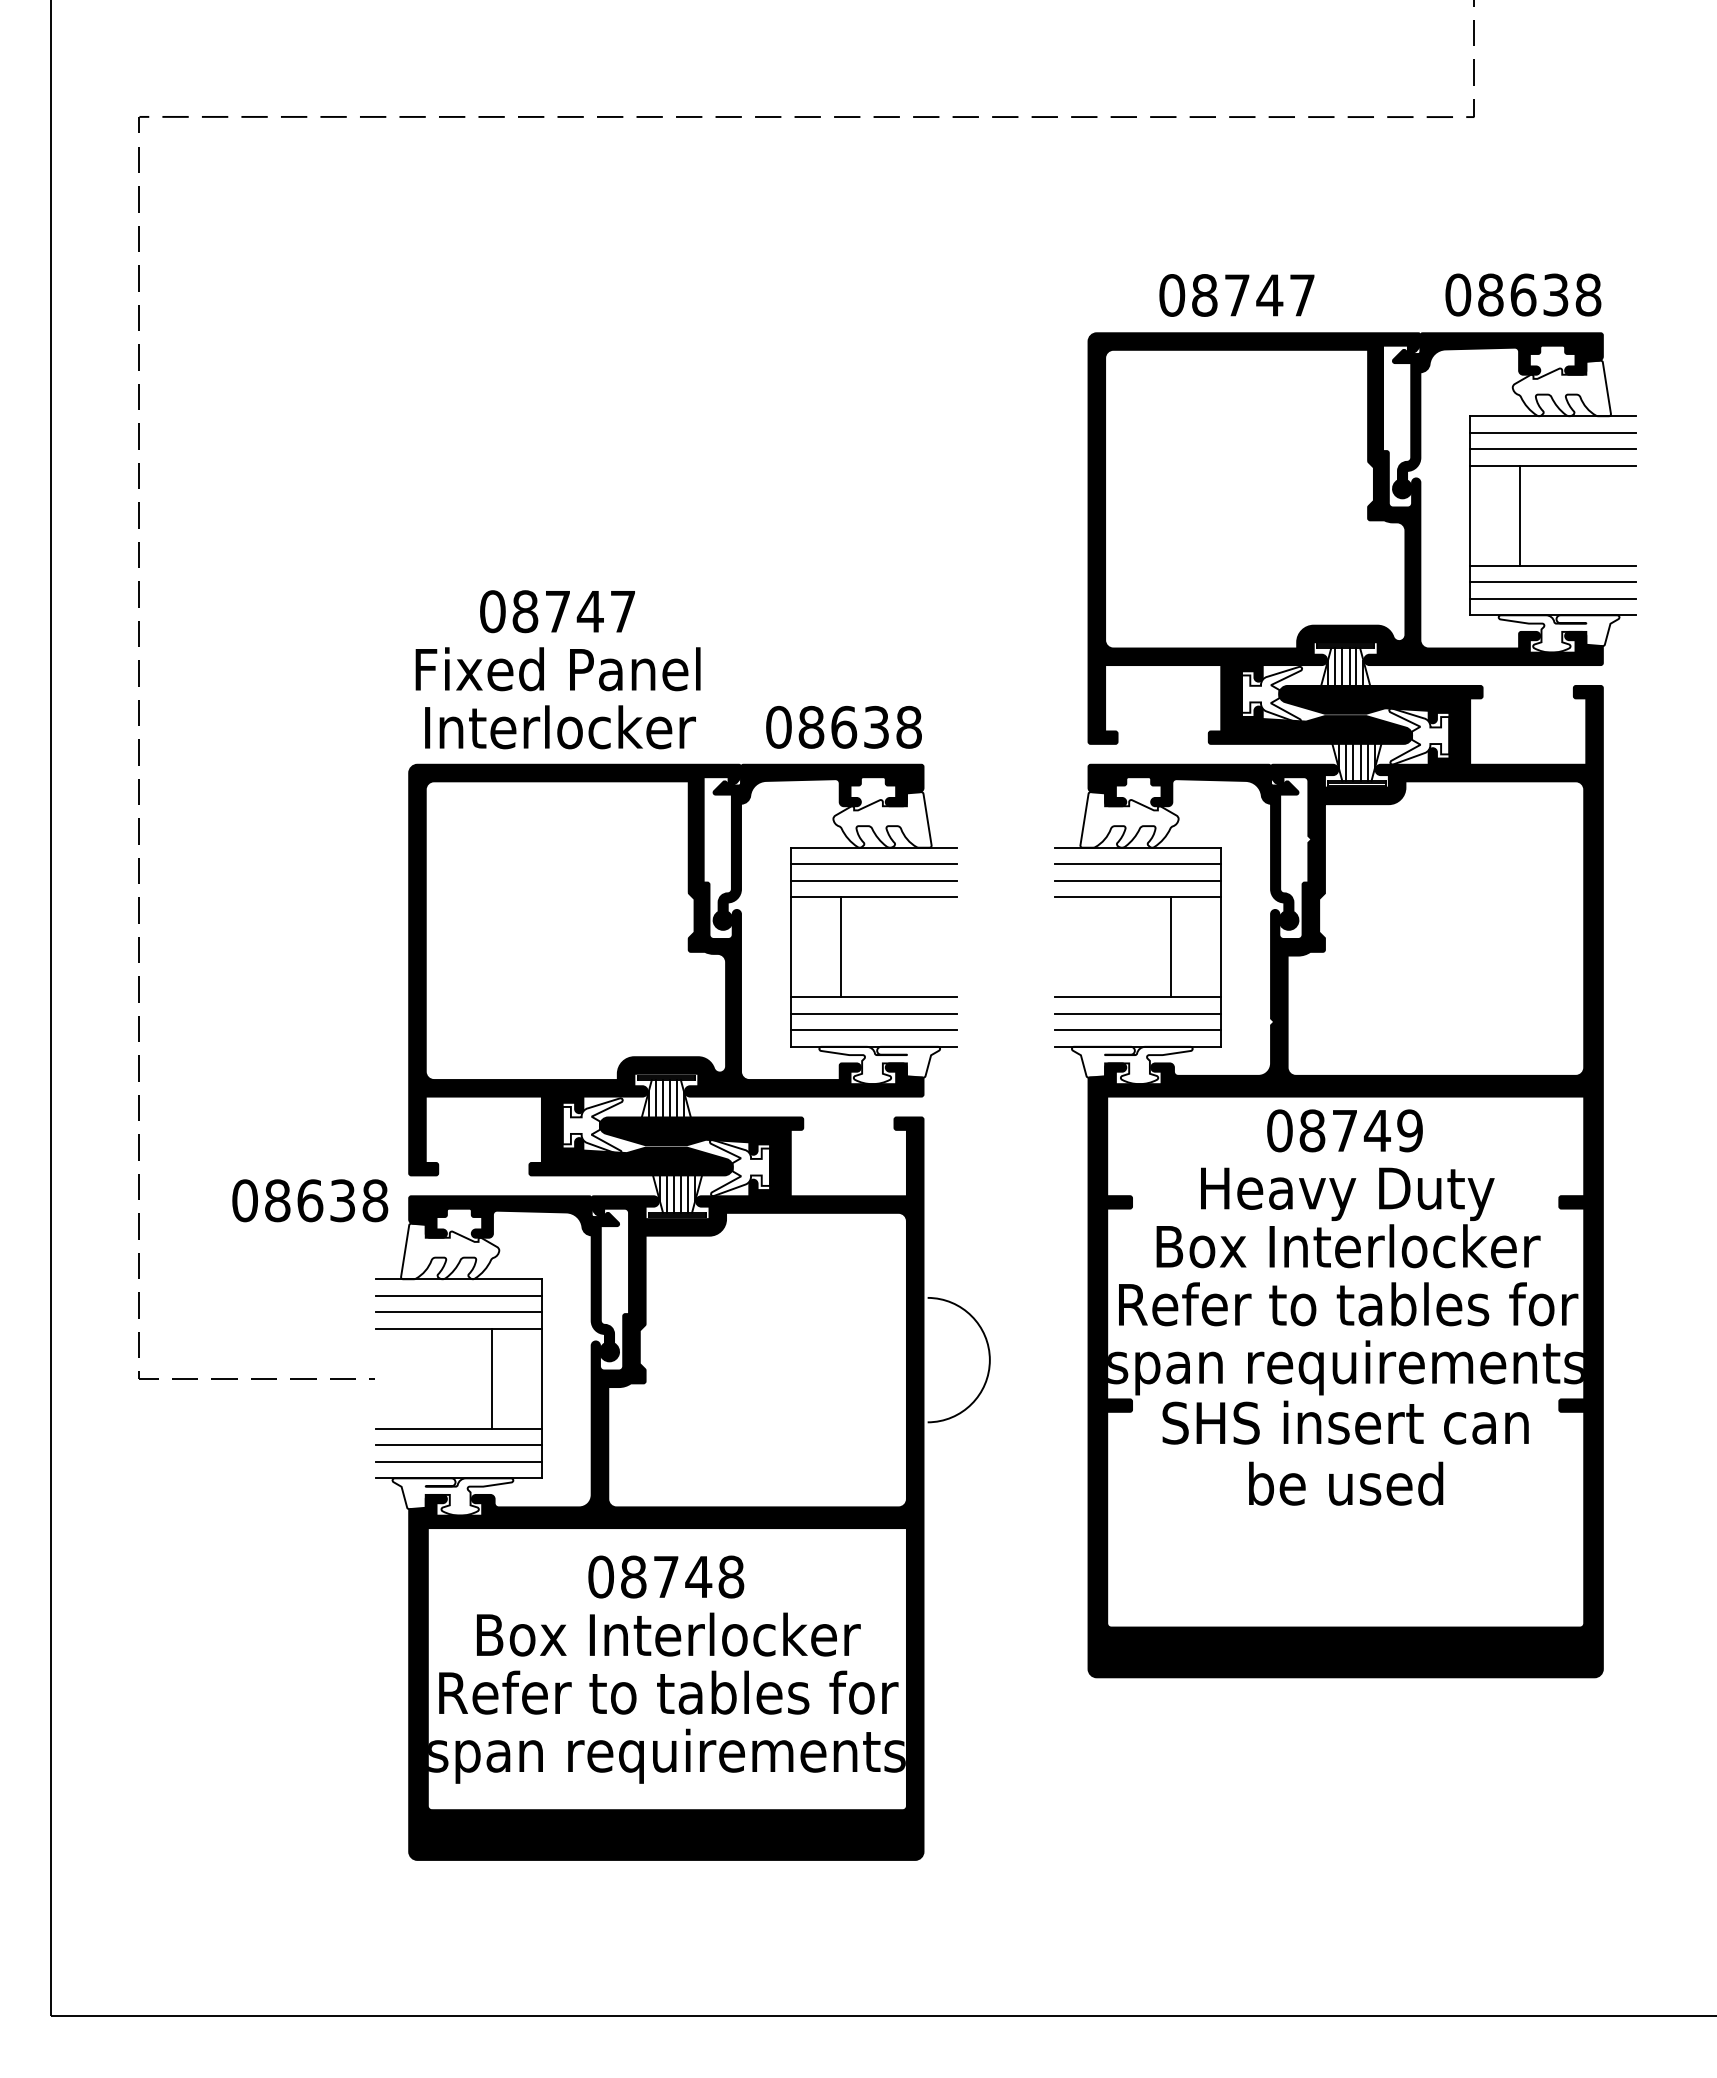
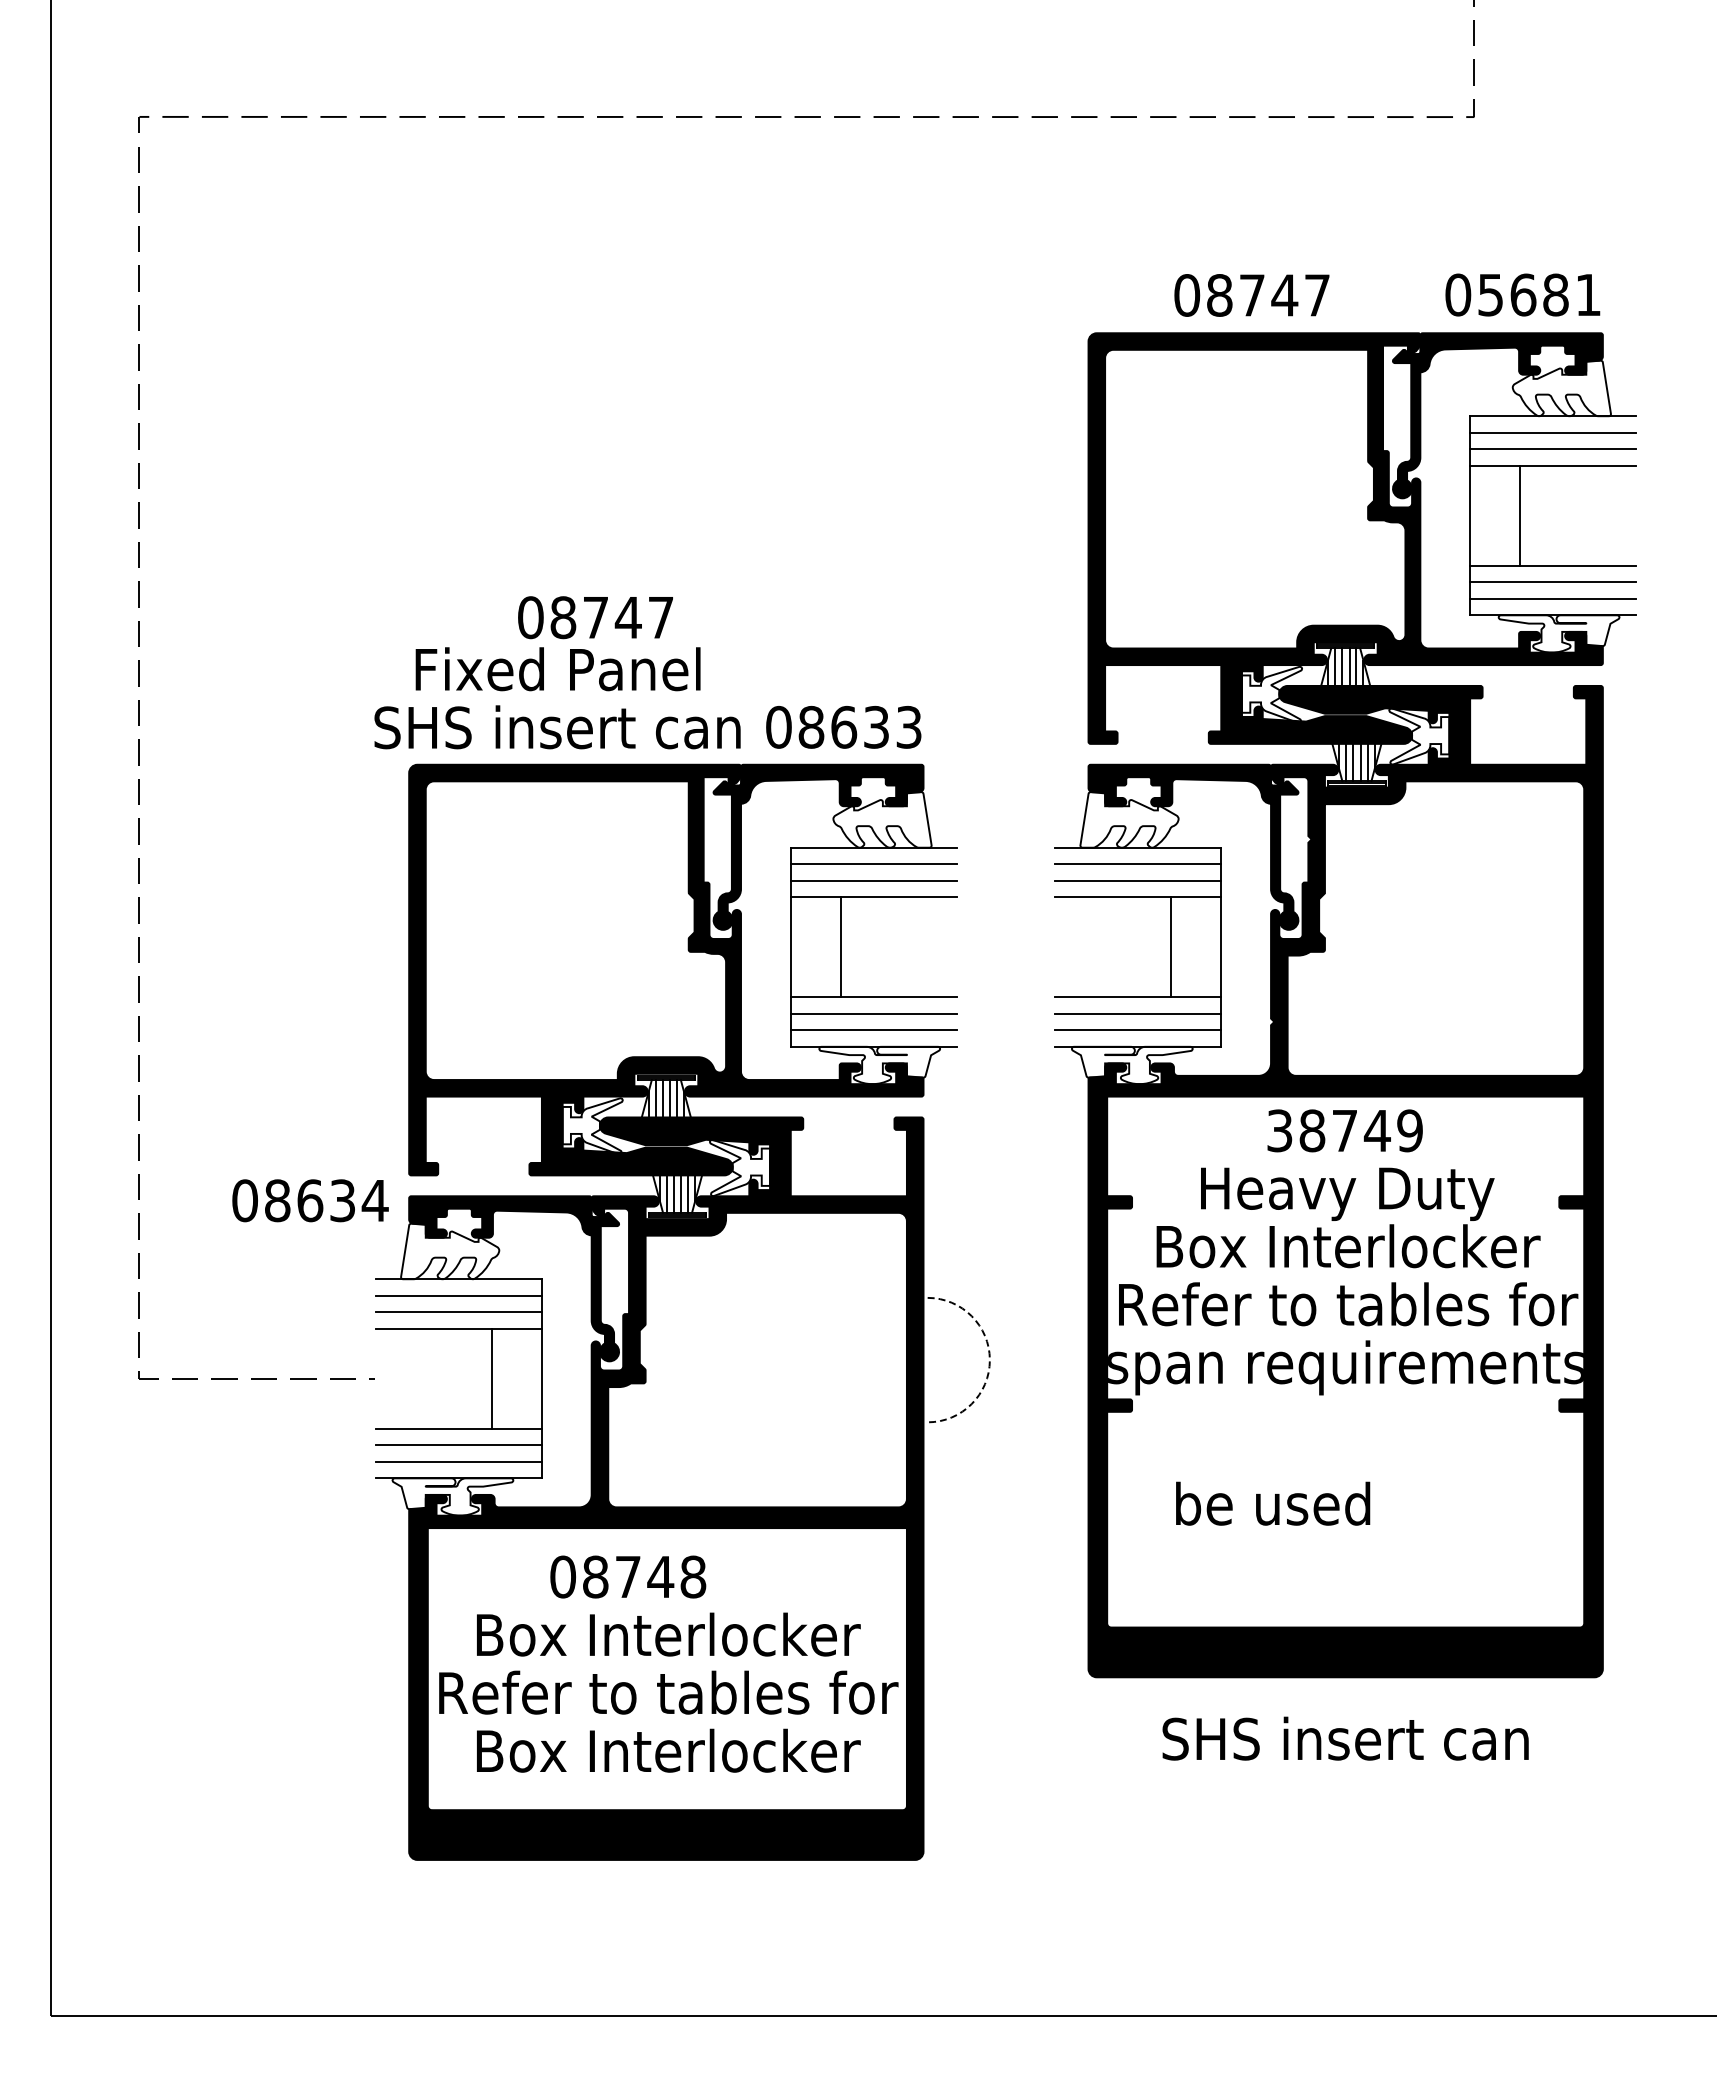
text: 08638 -> 05681 (1539, 294)
text position: (1236, 295) -> (1251, 295) (1251, 295)
text position: (557, 611) -> (595, 617) (595, 617)
text: Interlocker -> SHS insert can (557, 727)
text: 08638 -> 08633 (908, 727)
text: 08749 -> 38749 (1279, 1130)
text: 08638 -> 08634 (374, 1200)
line: solid -> dashed (989, 1360)
text position: (1345, 1422) -> (1345, 1738) (1345, 1738)
text position: (1346, 1483) -> (1273, 1503) (1273, 1503)
text position: (666, 1576) -> (628, 1576) (628, 1576)
text: span requirements -> Box Interlocker (666, 1755)
